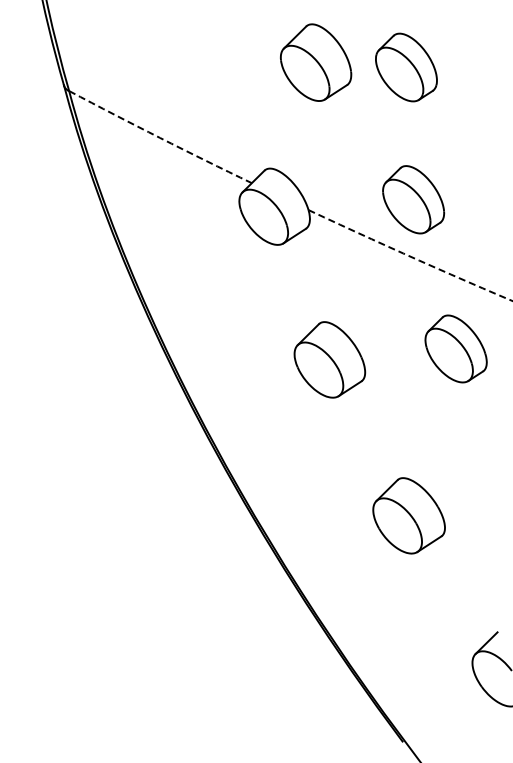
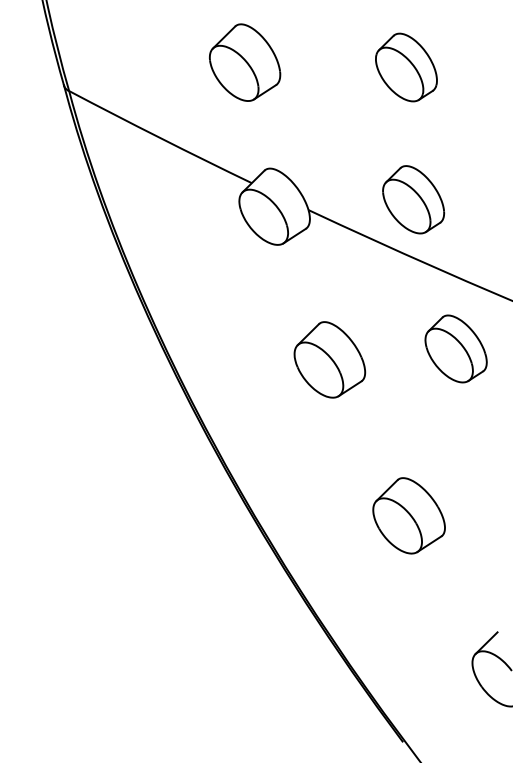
part position: (316, 62) -> (245, 62) (245, 62)
arc: dashed -> solid (160, 137)
arc: dashed -> solid (410, 256)
